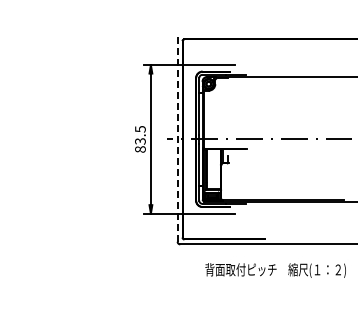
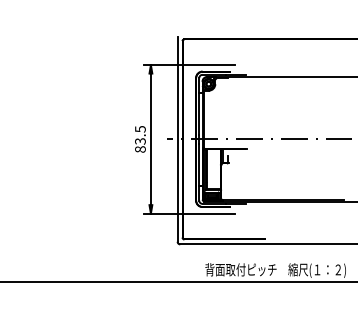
line: dashed -> solid (177, 138)
line: none -> present (178, 282)
